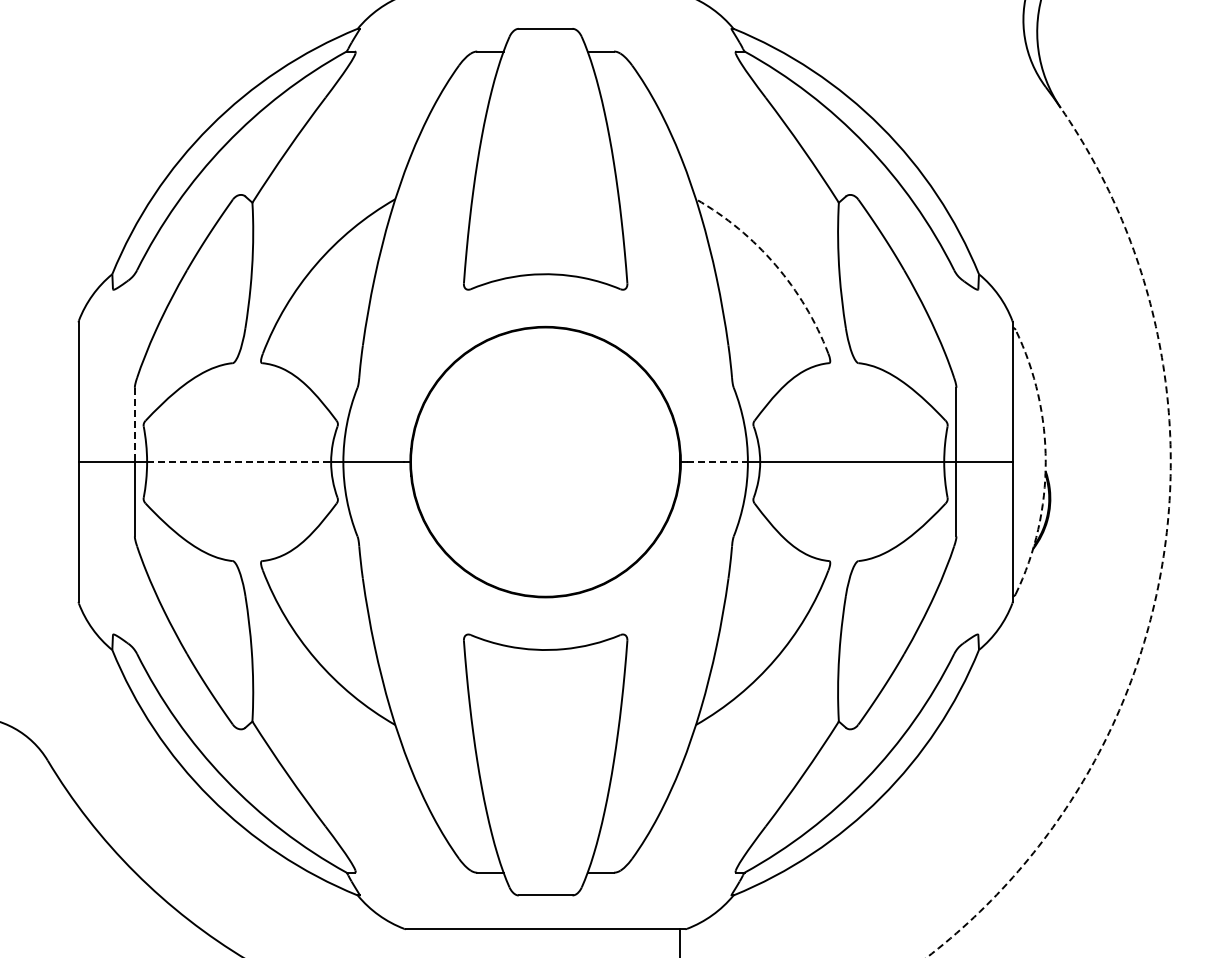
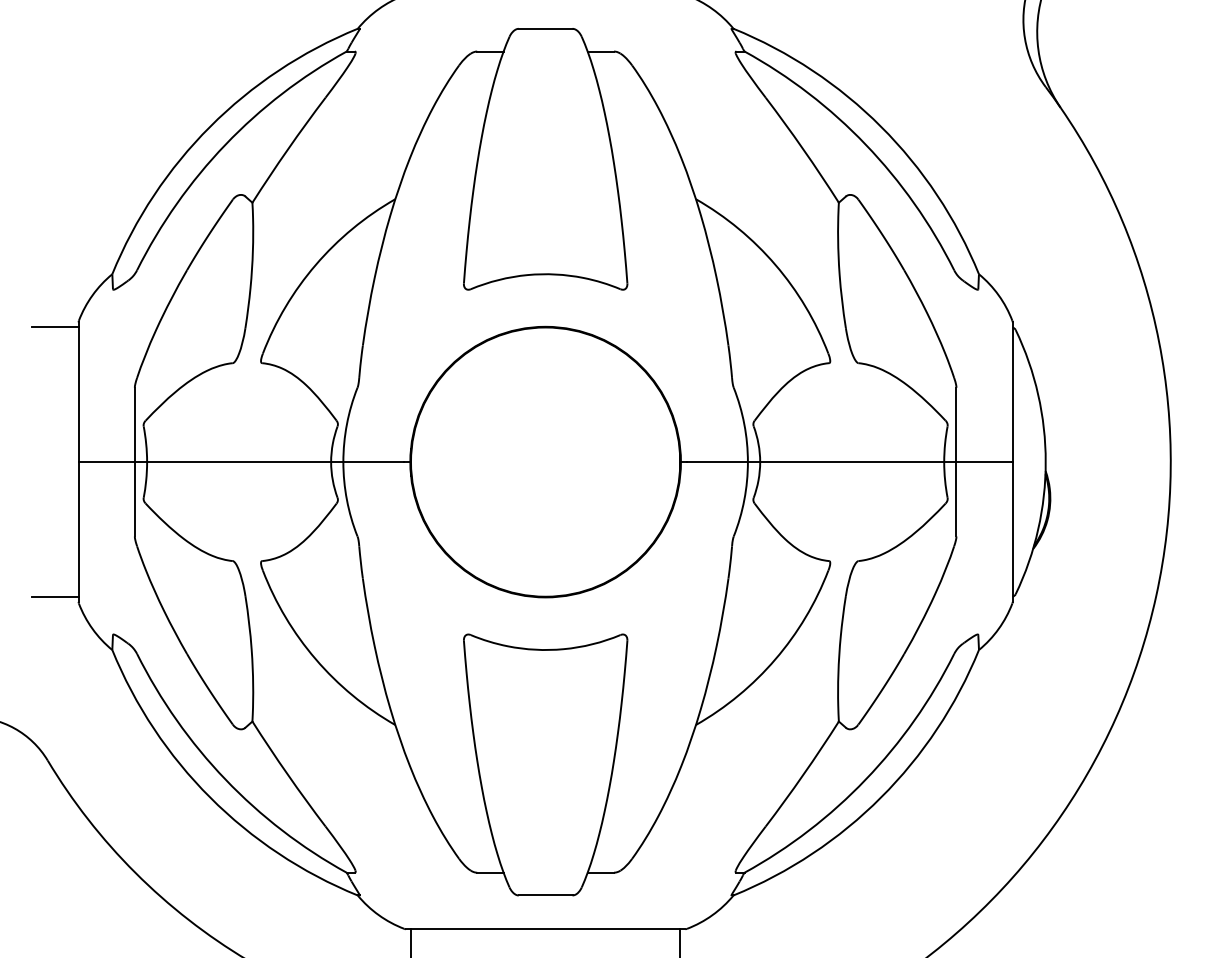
arc: dashed -> solid (775, 264)
line: none -> present (55, 327)
line: dashed -> solid (134, 425)
line: dashed -> solid (239, 462)
line: dashed -> solid (717, 462)
arc: dashed -> solid (1045, 462)
arc: dashed -> solid (1163, 559)
line: none -> present (55, 596)
line: none -> present (411, 941)
